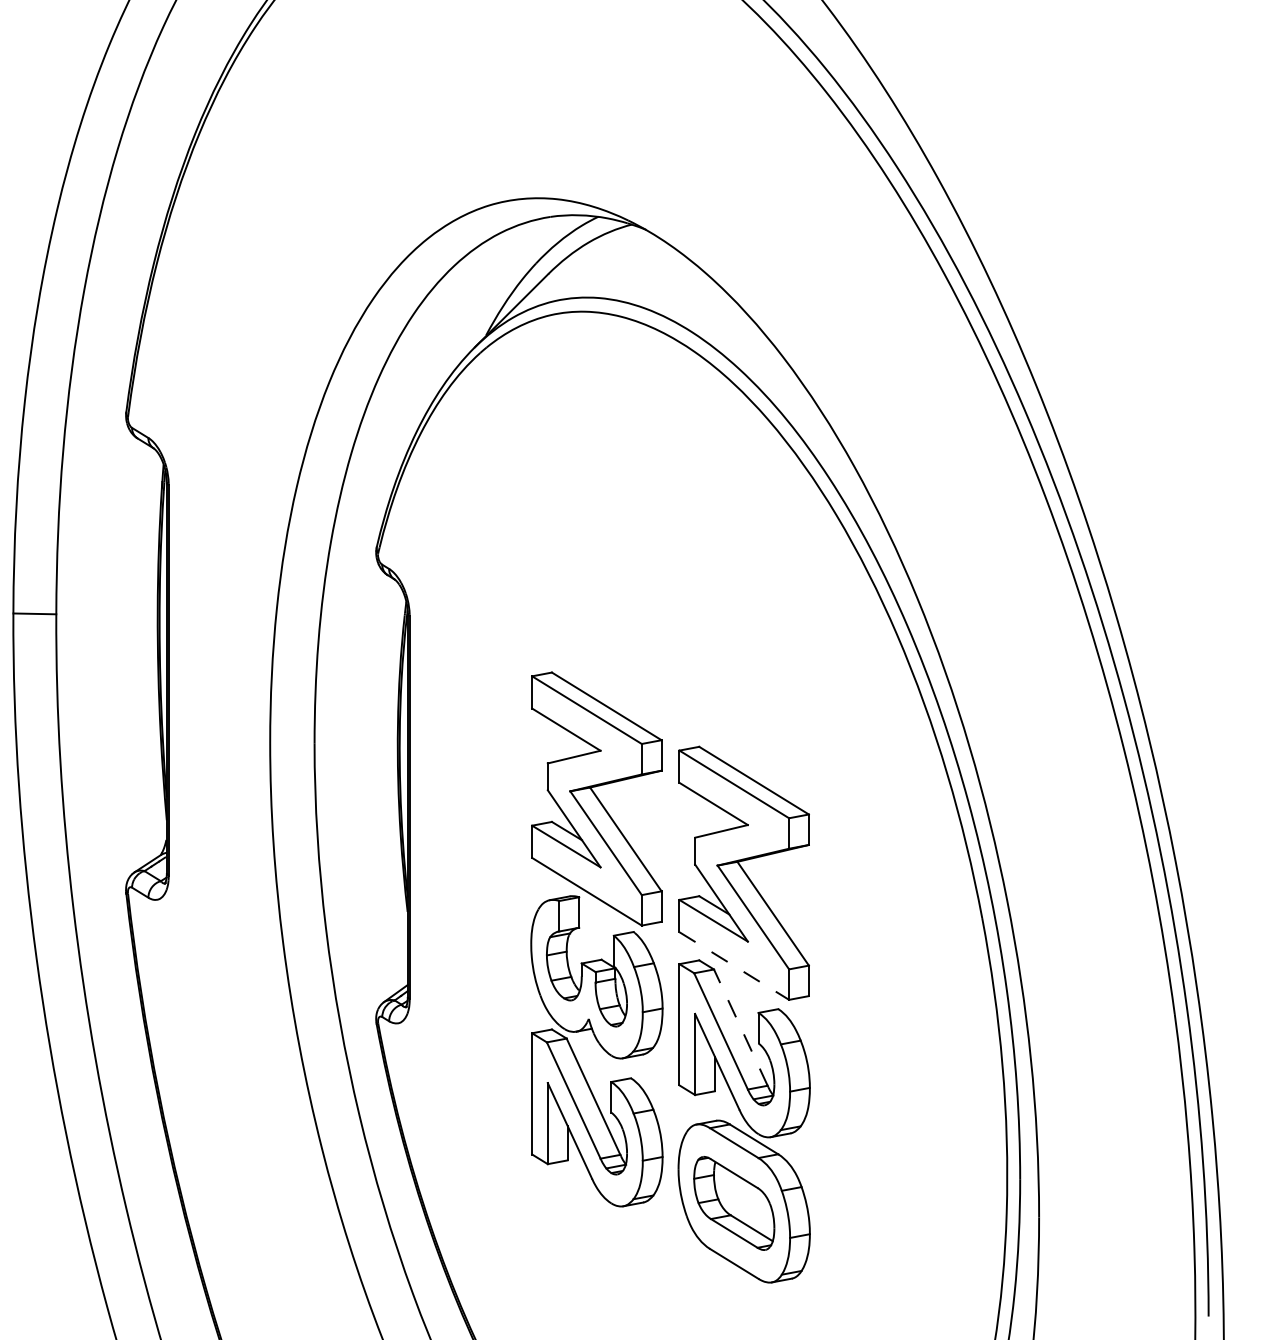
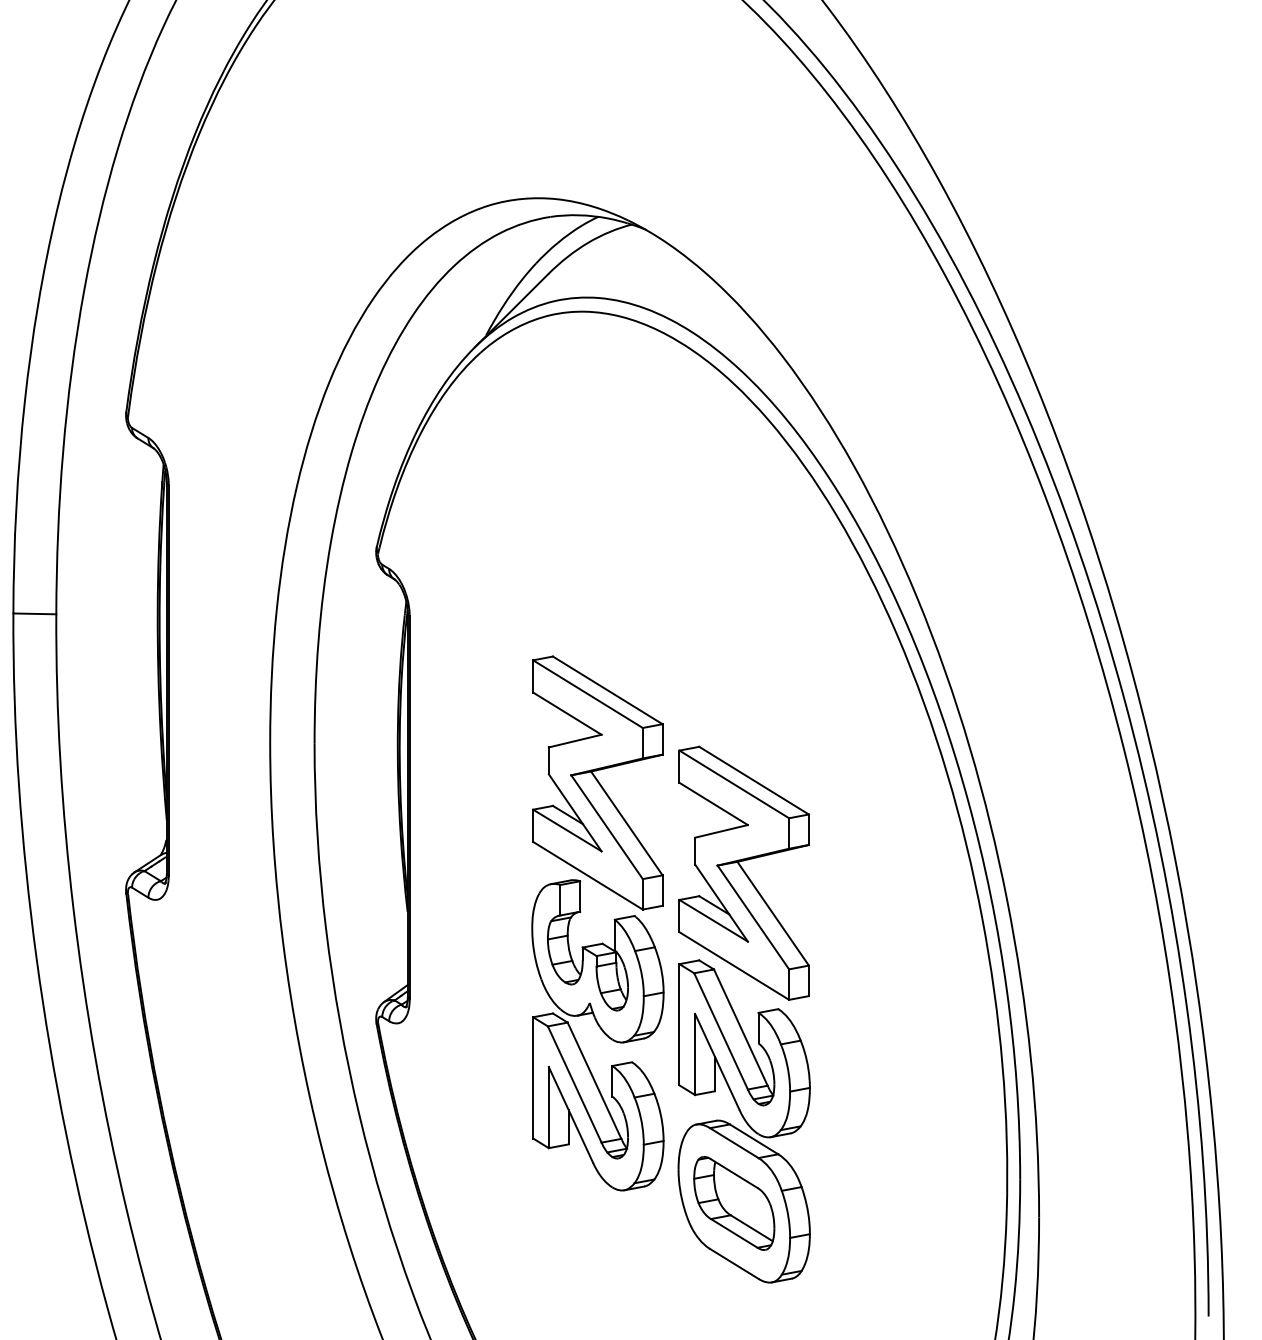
part position: (612, 935) -> (613, 919) (613, 919)
line: dashed -> solid (734, 966)
line: dashed -> solid (740, 1027)
